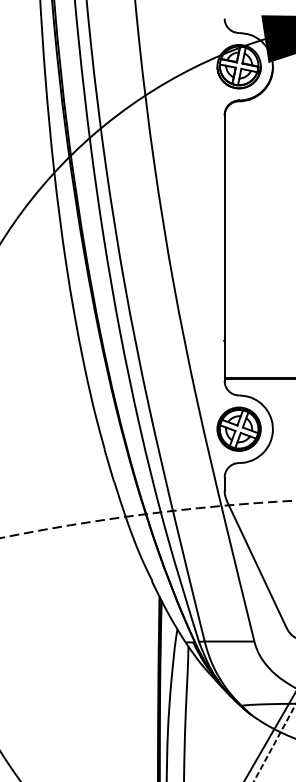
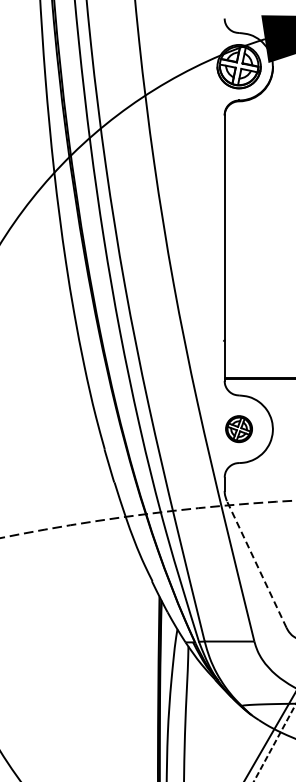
part size: 46x46 px -> 28x29 px (238, 429)
line: solid -> dashed (256, 564)
